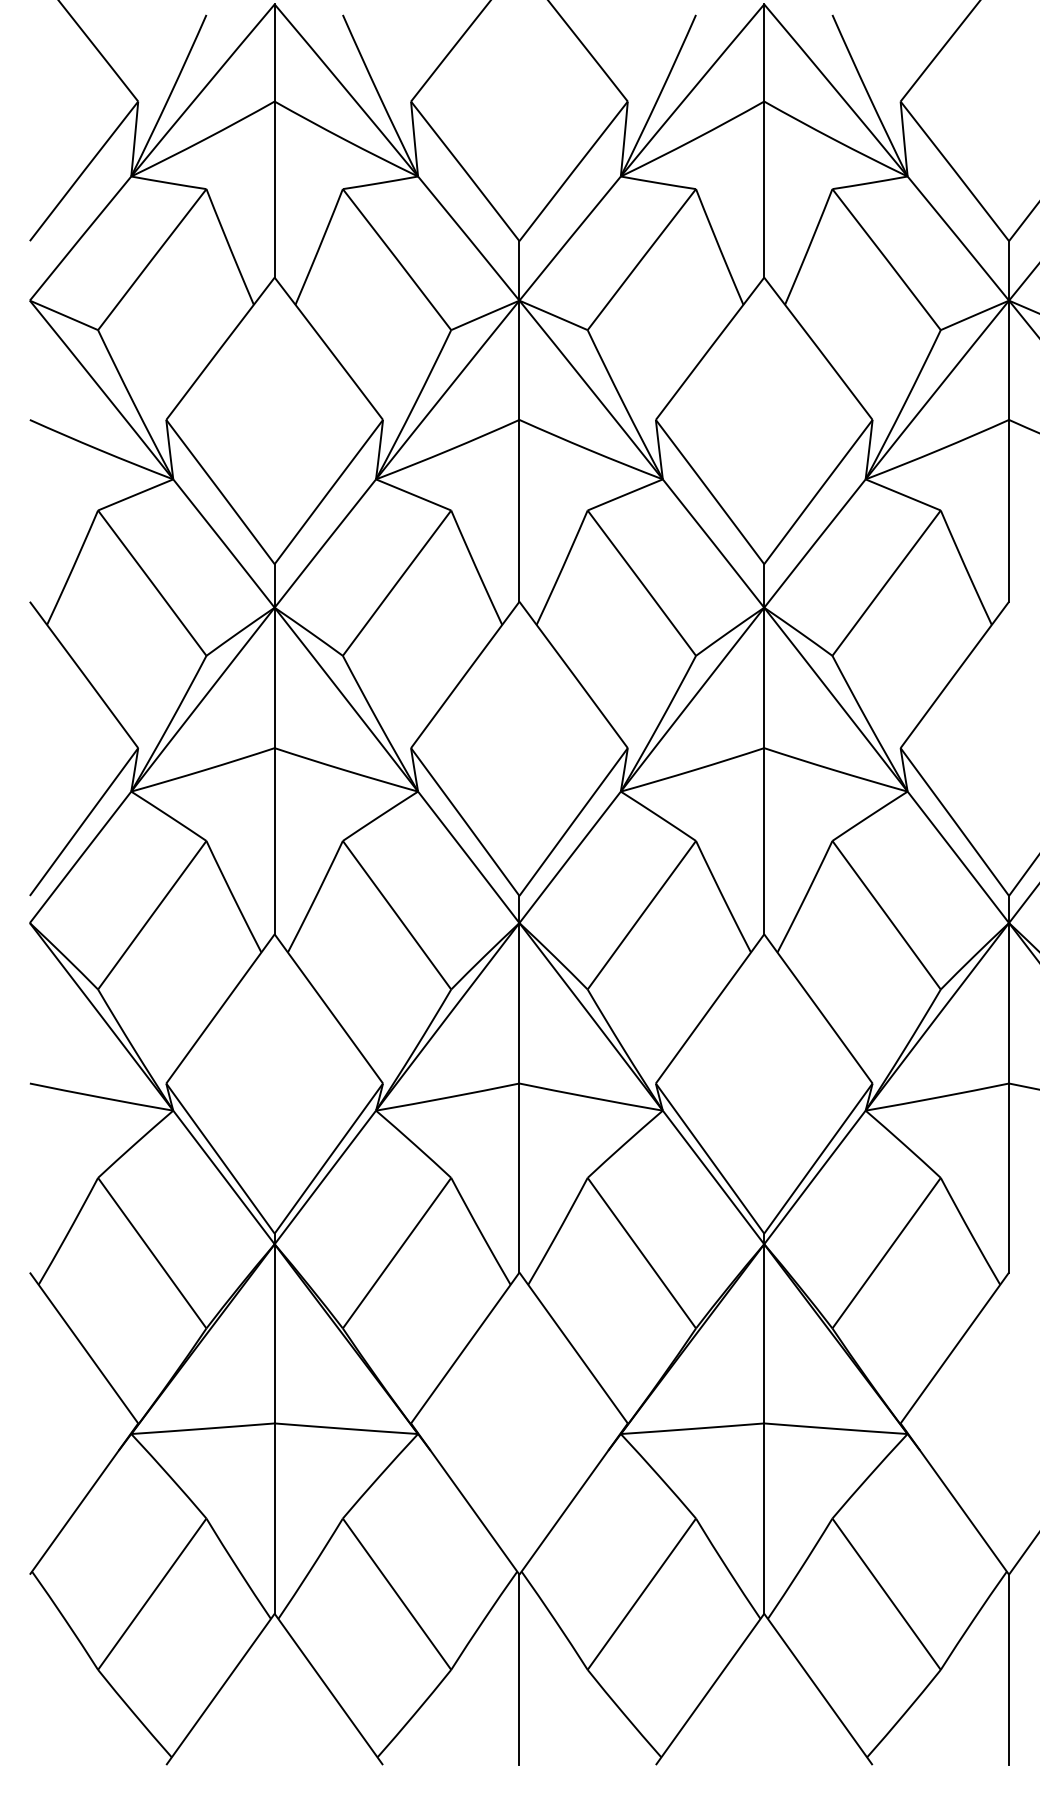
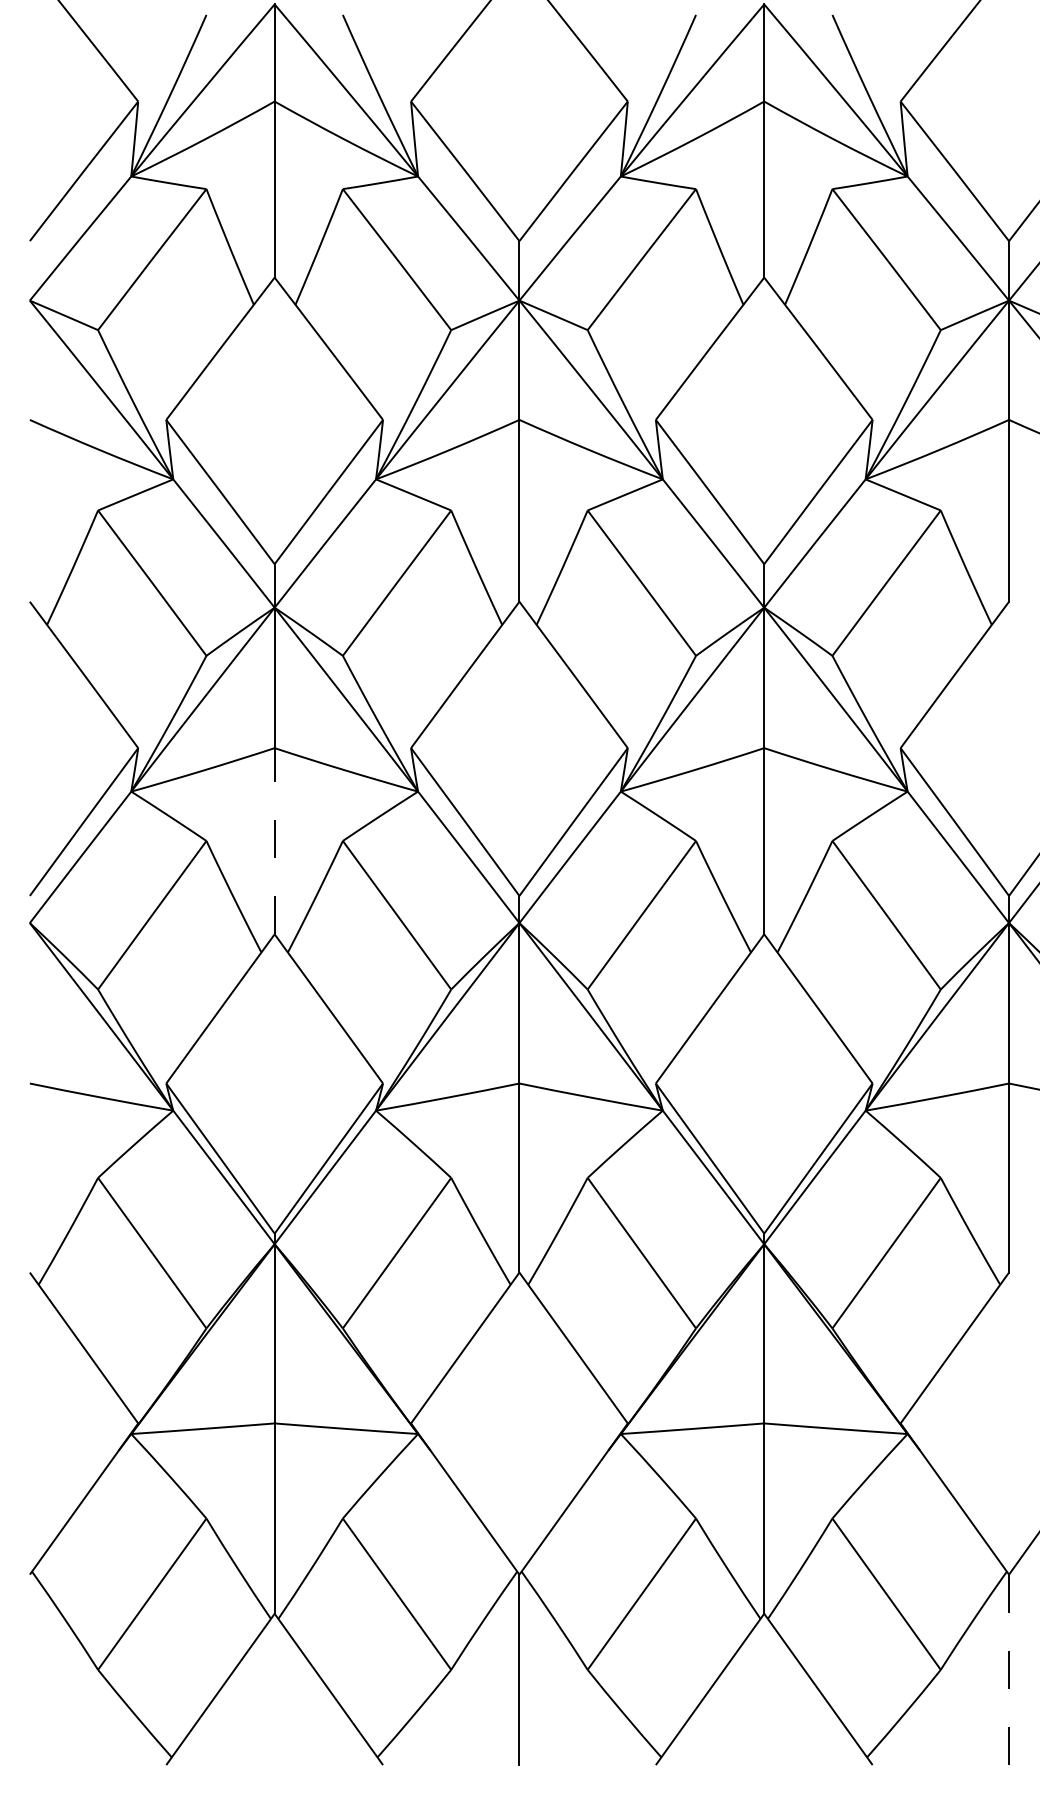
line: solid -> dashed (274, 840)
line: solid -> dashed (1009, 1670)
